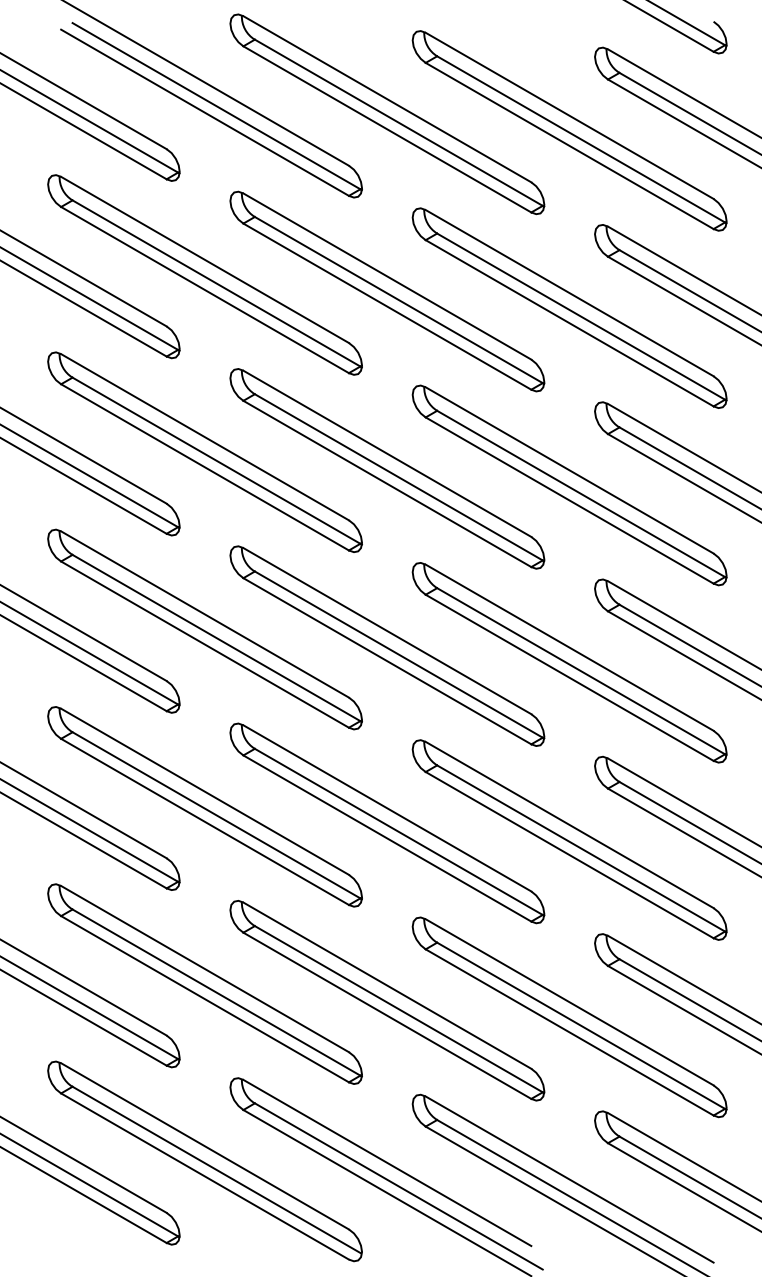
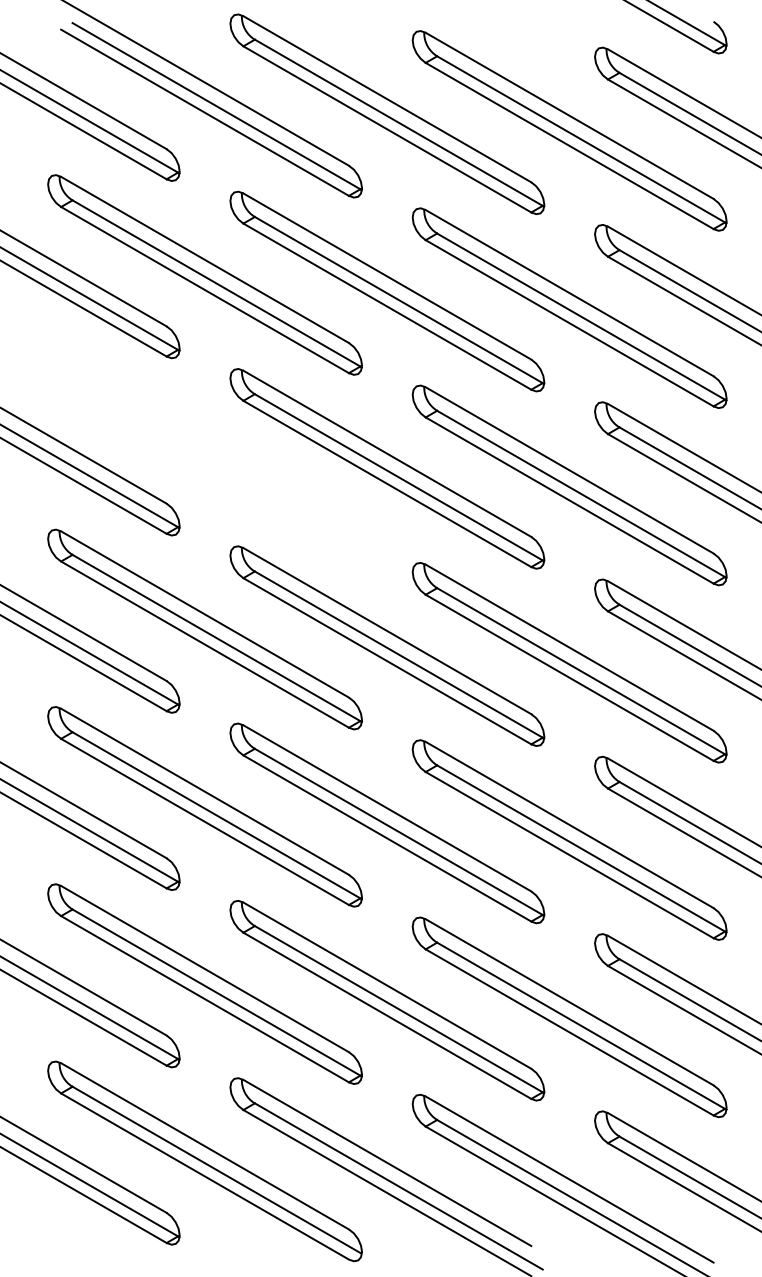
part: present -> none (204, 451)
